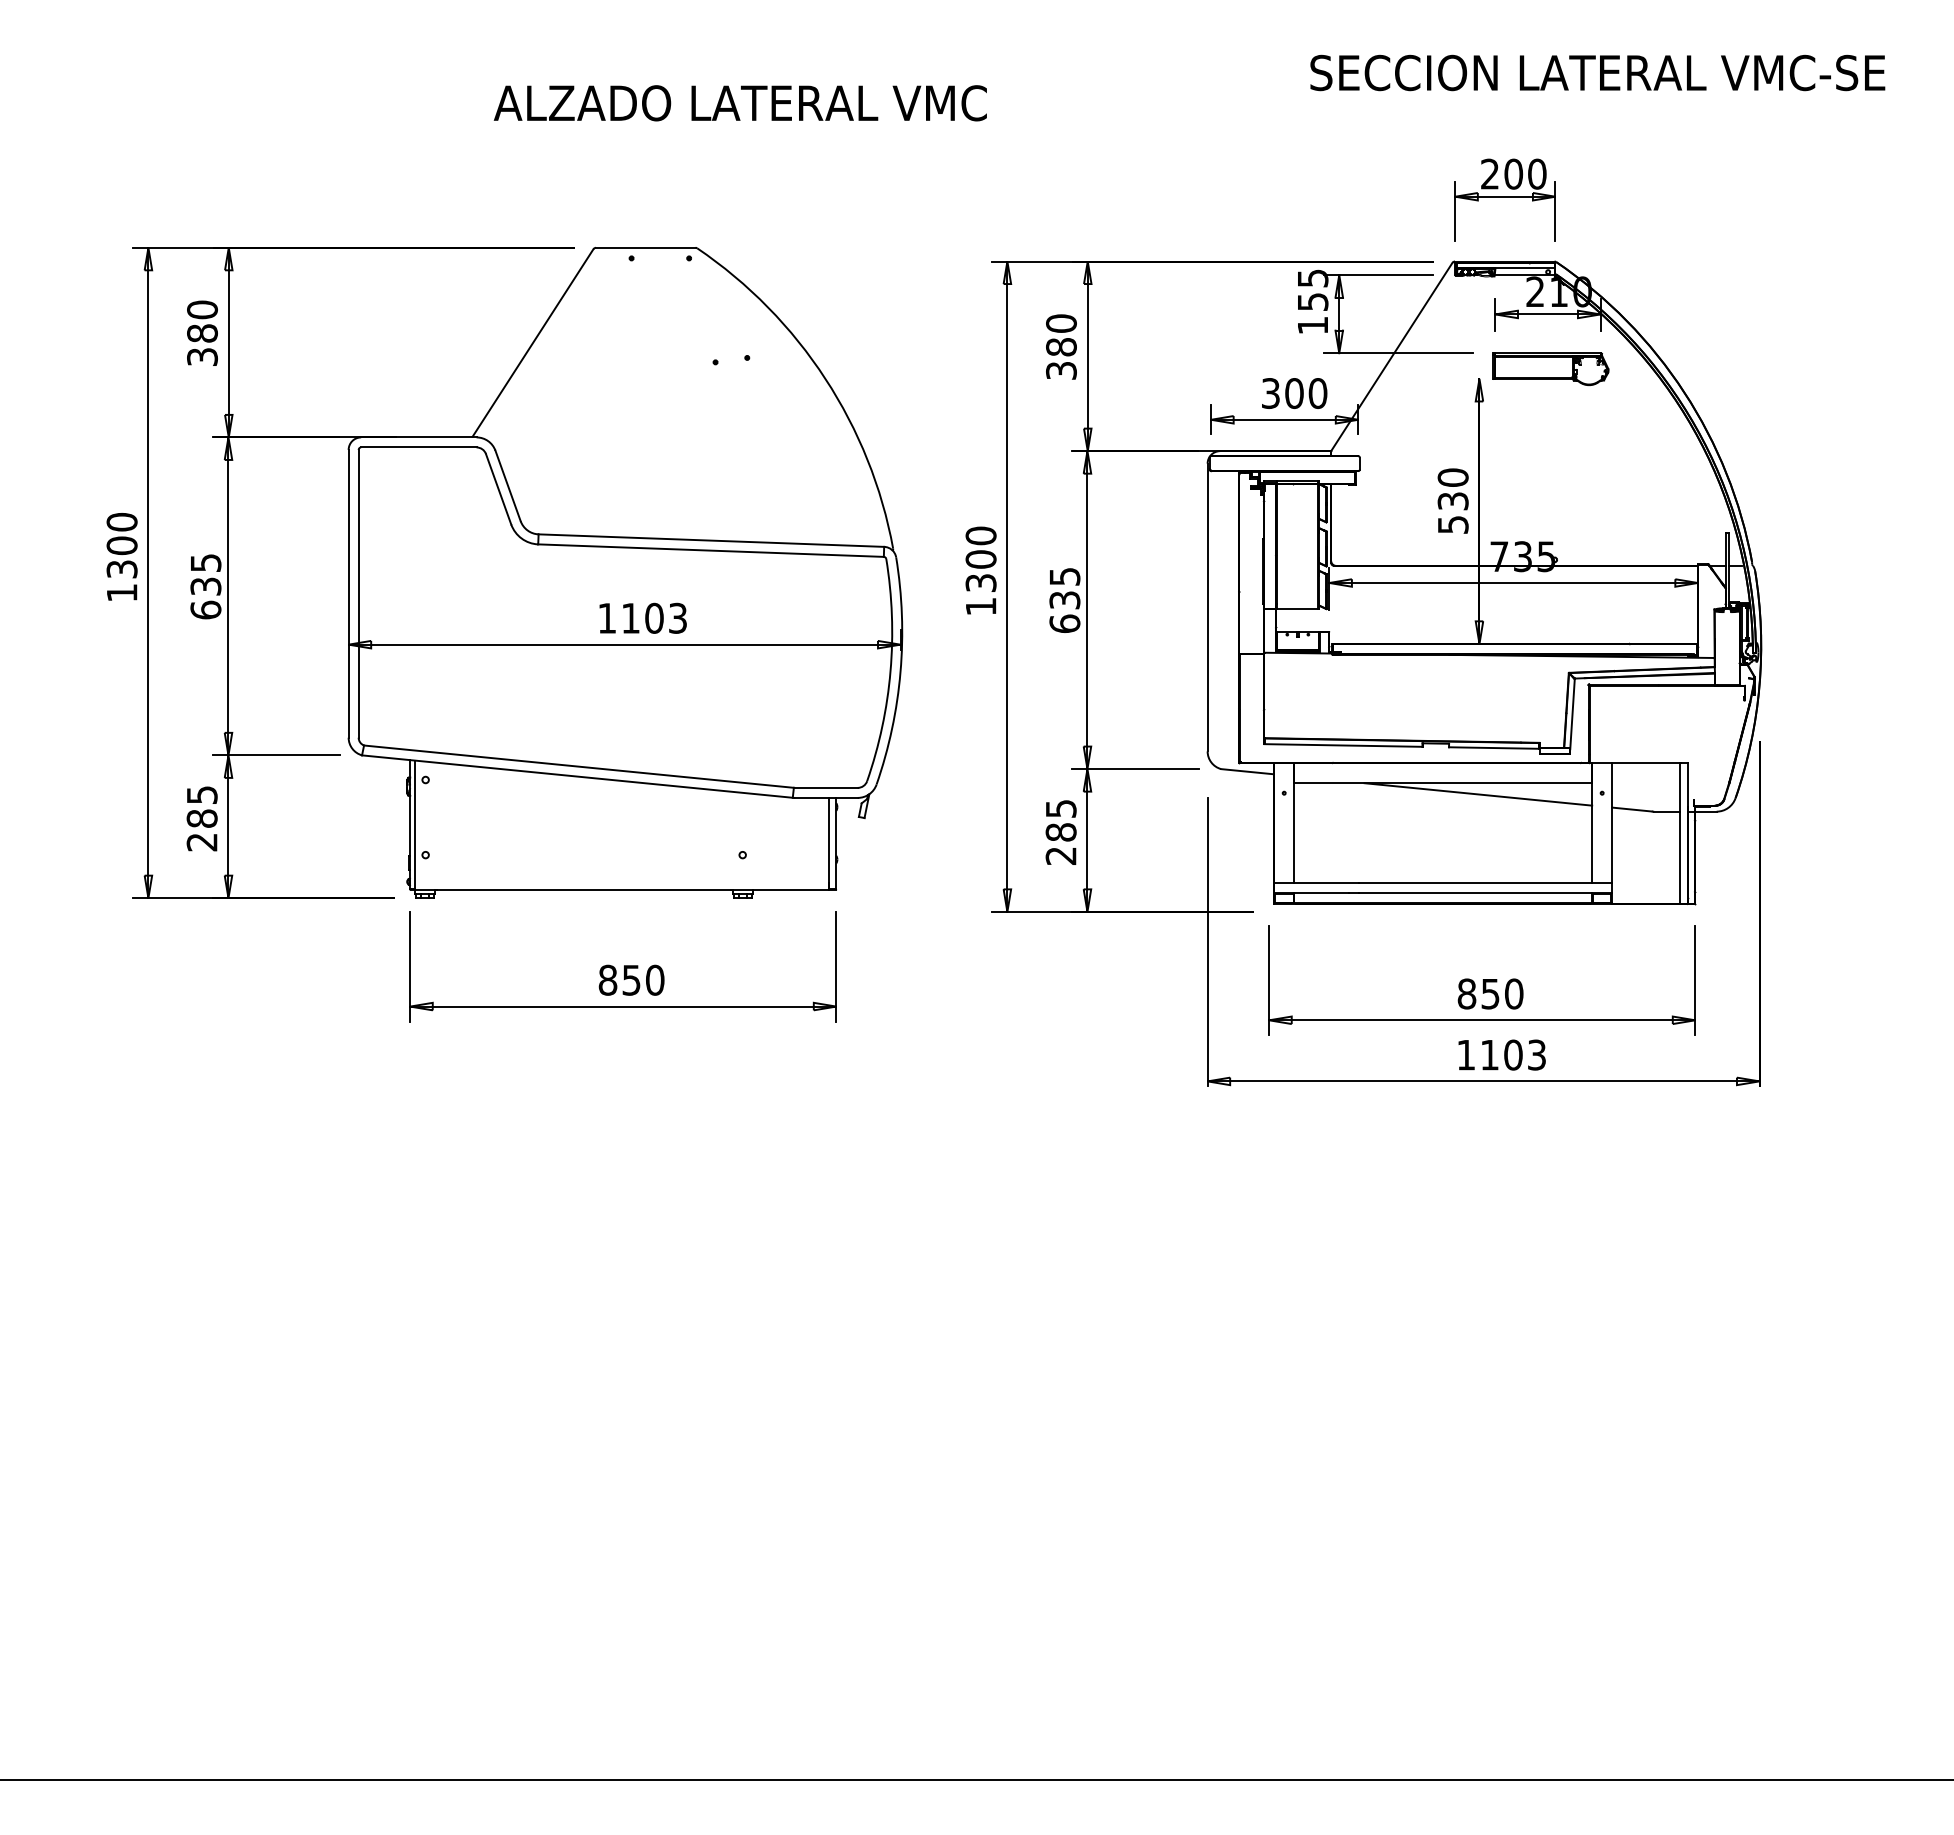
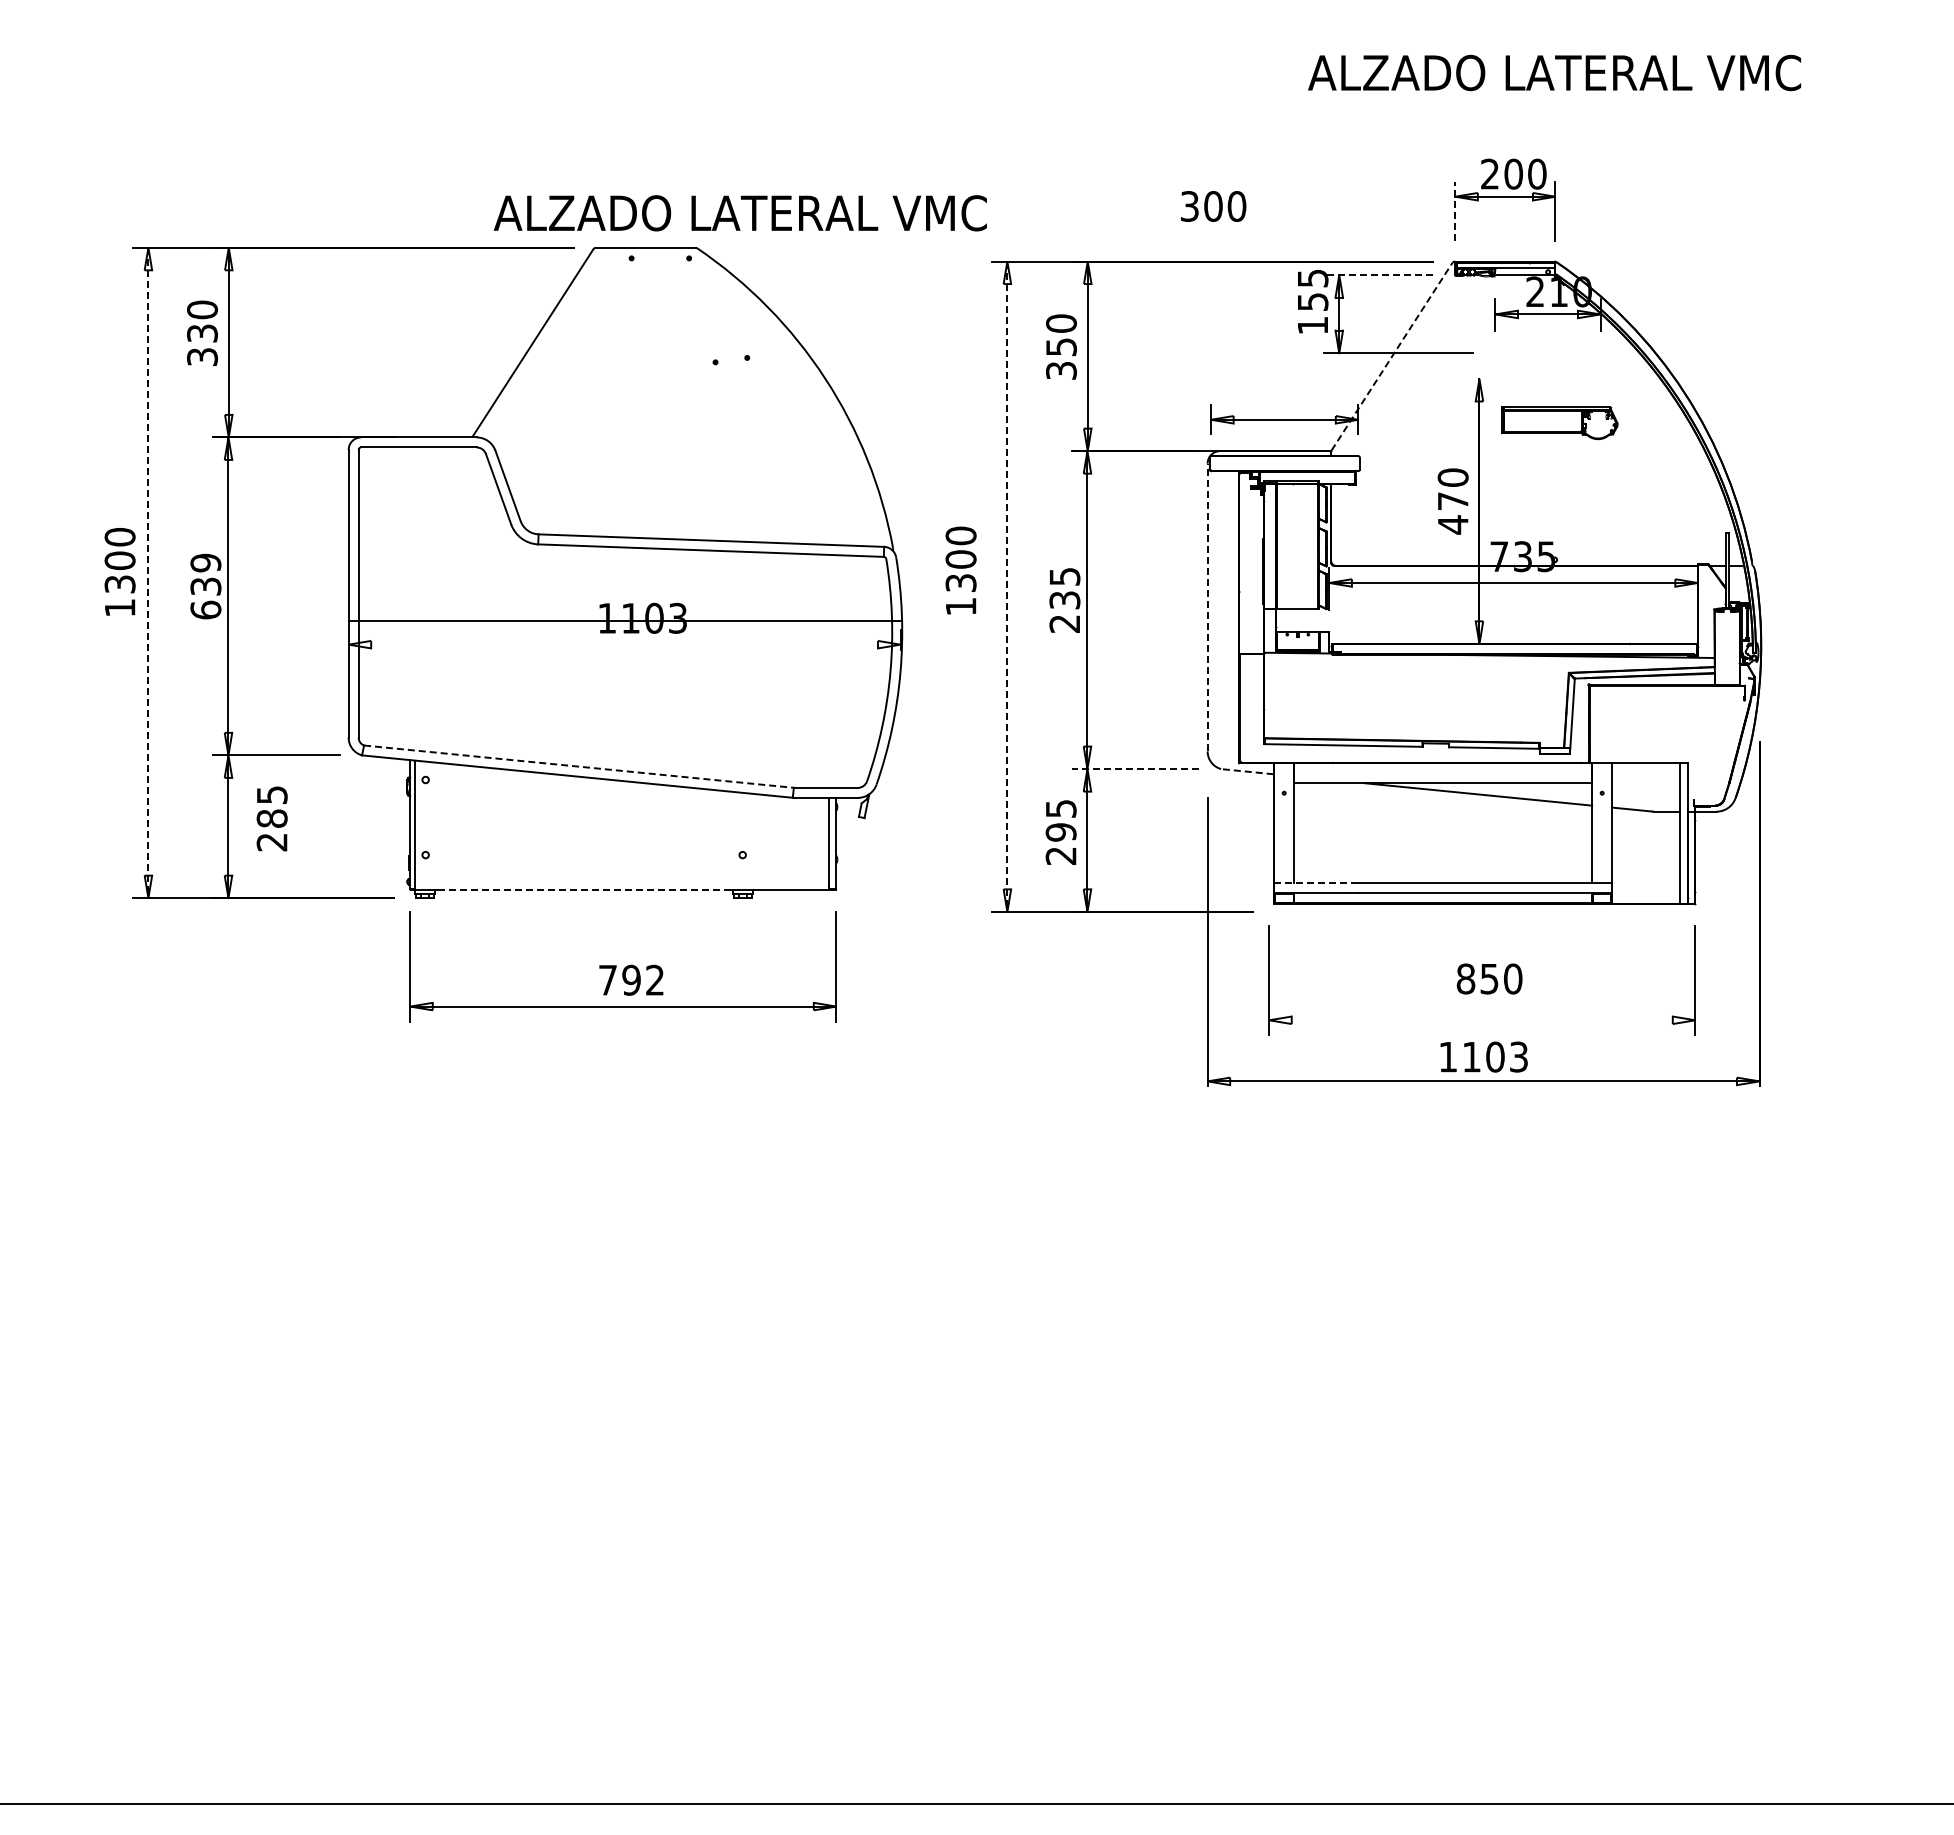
text: SECCION LATERAL VMC-SE -> ALZADO LATERAL VMC (1596, 72)
text position: (739, 103) -> (739, 213) (739, 213)
line: solid -> dashed (1455, 211)
line: solid -> dashed (1378, 275)
text: 380 -> 330 (202, 333)
text: 380 -> 350 (1061, 347)
line: solid -> dashed (1392, 356)
part position: (1550, 369) -> (1559, 423) (1559, 423)
text position: (1294, 393) -> (1213, 206) (1213, 206)
text: 530 -> 470 (1452, 513)
text position: (121, 556) -> (119, 571) (119, 571)
text: 635 -> 639 (205, 562)
text position: (980, 570) -> (960, 570) (960, 570)
line: solid -> dashed (148, 573)
line: solid -> dashed (1007, 587)
line: solid -> dashed (1207, 607)
text: 635 -> 235 (1064, 623)
line position: (624, 644) -> (624, 620) (624, 620)
line: solid -> dashed (578, 766)
line: solid -> dashed (1134, 769)
line: solid -> dashed (1246, 771)
text position: (201, 818) -> (271, 818) (271, 818)
text: 285 -> 295 (1060, 832)
line: solid -> dashed (1316, 883)
line: solid -> dashed (584, 890)
text: 850 -> 792 (631, 979)
text position: (1490, 993) -> (1489, 978) (1489, 978)
line: present -> none (1482, 1020)
text position: (1501, 1054) -> (1483, 1056) (1483, 1056)
line position: (976, 1780) -> (976, 1804) (976, 1804)
